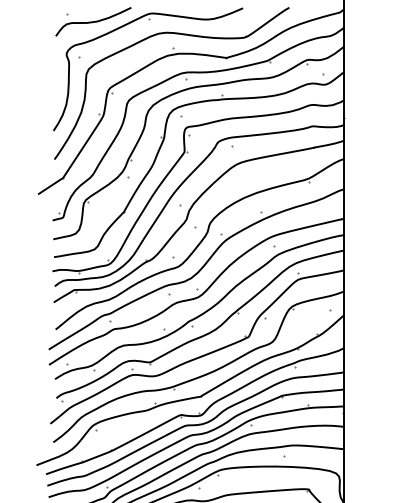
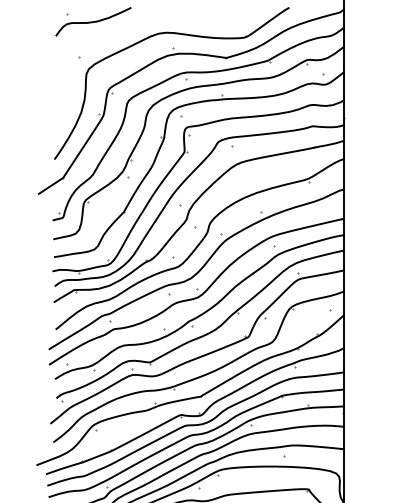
part: present -> none (149, 20)
